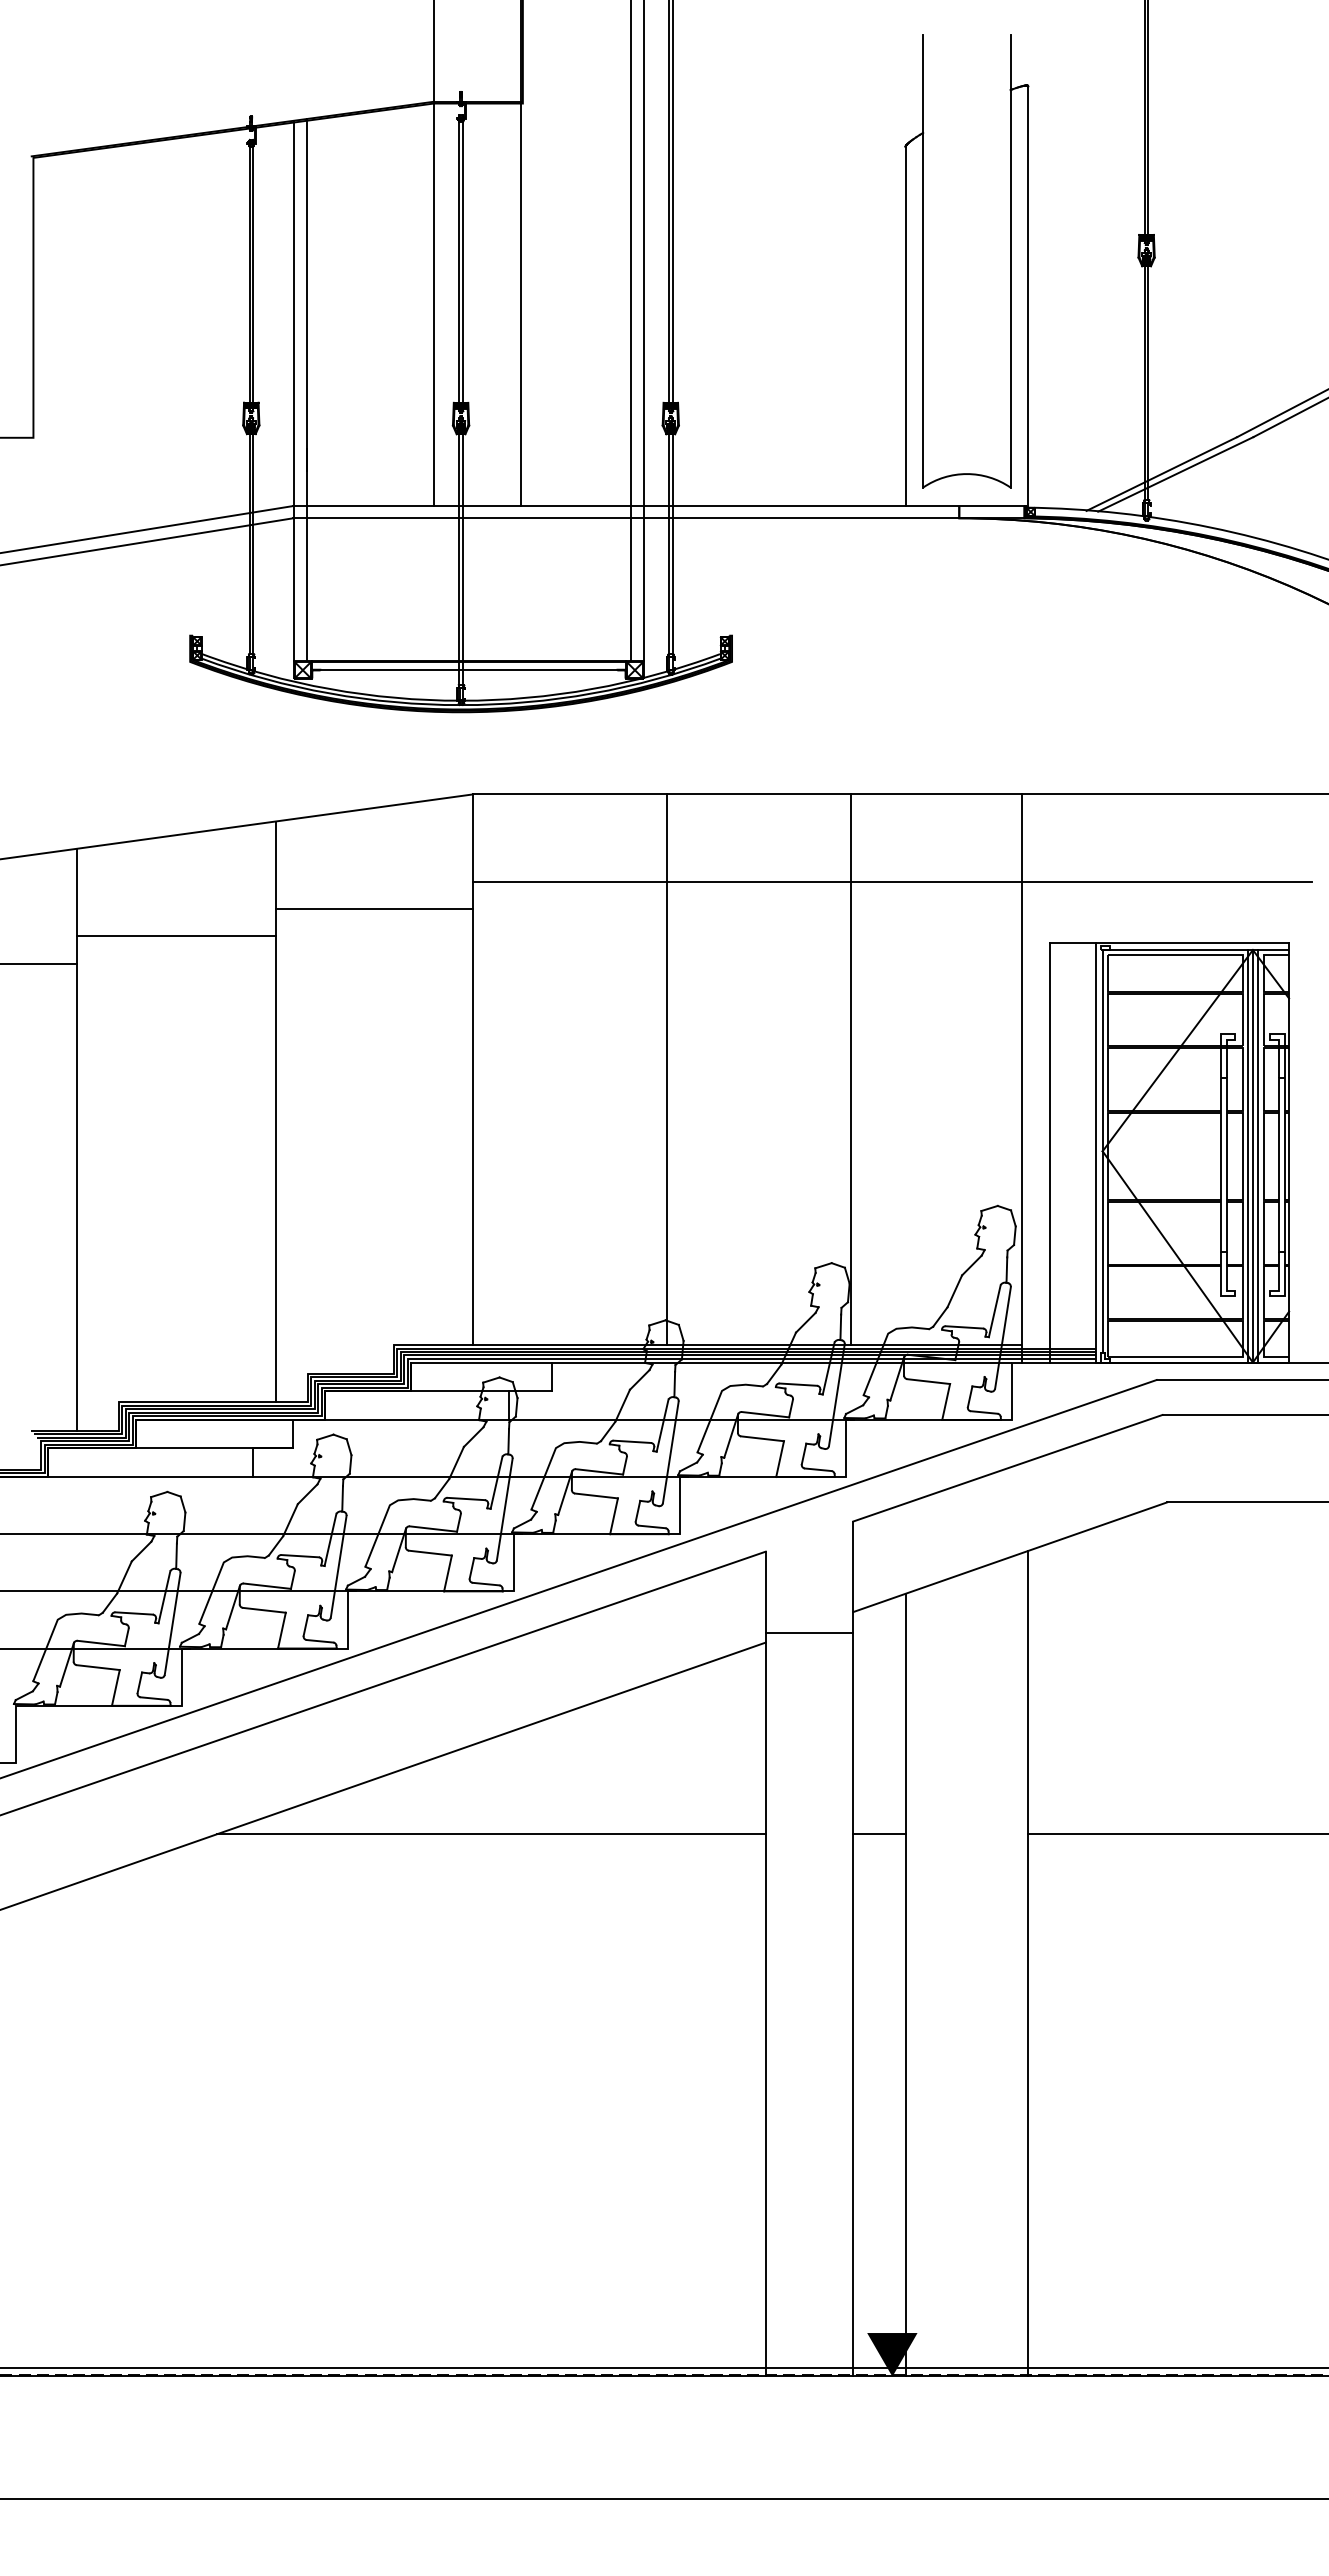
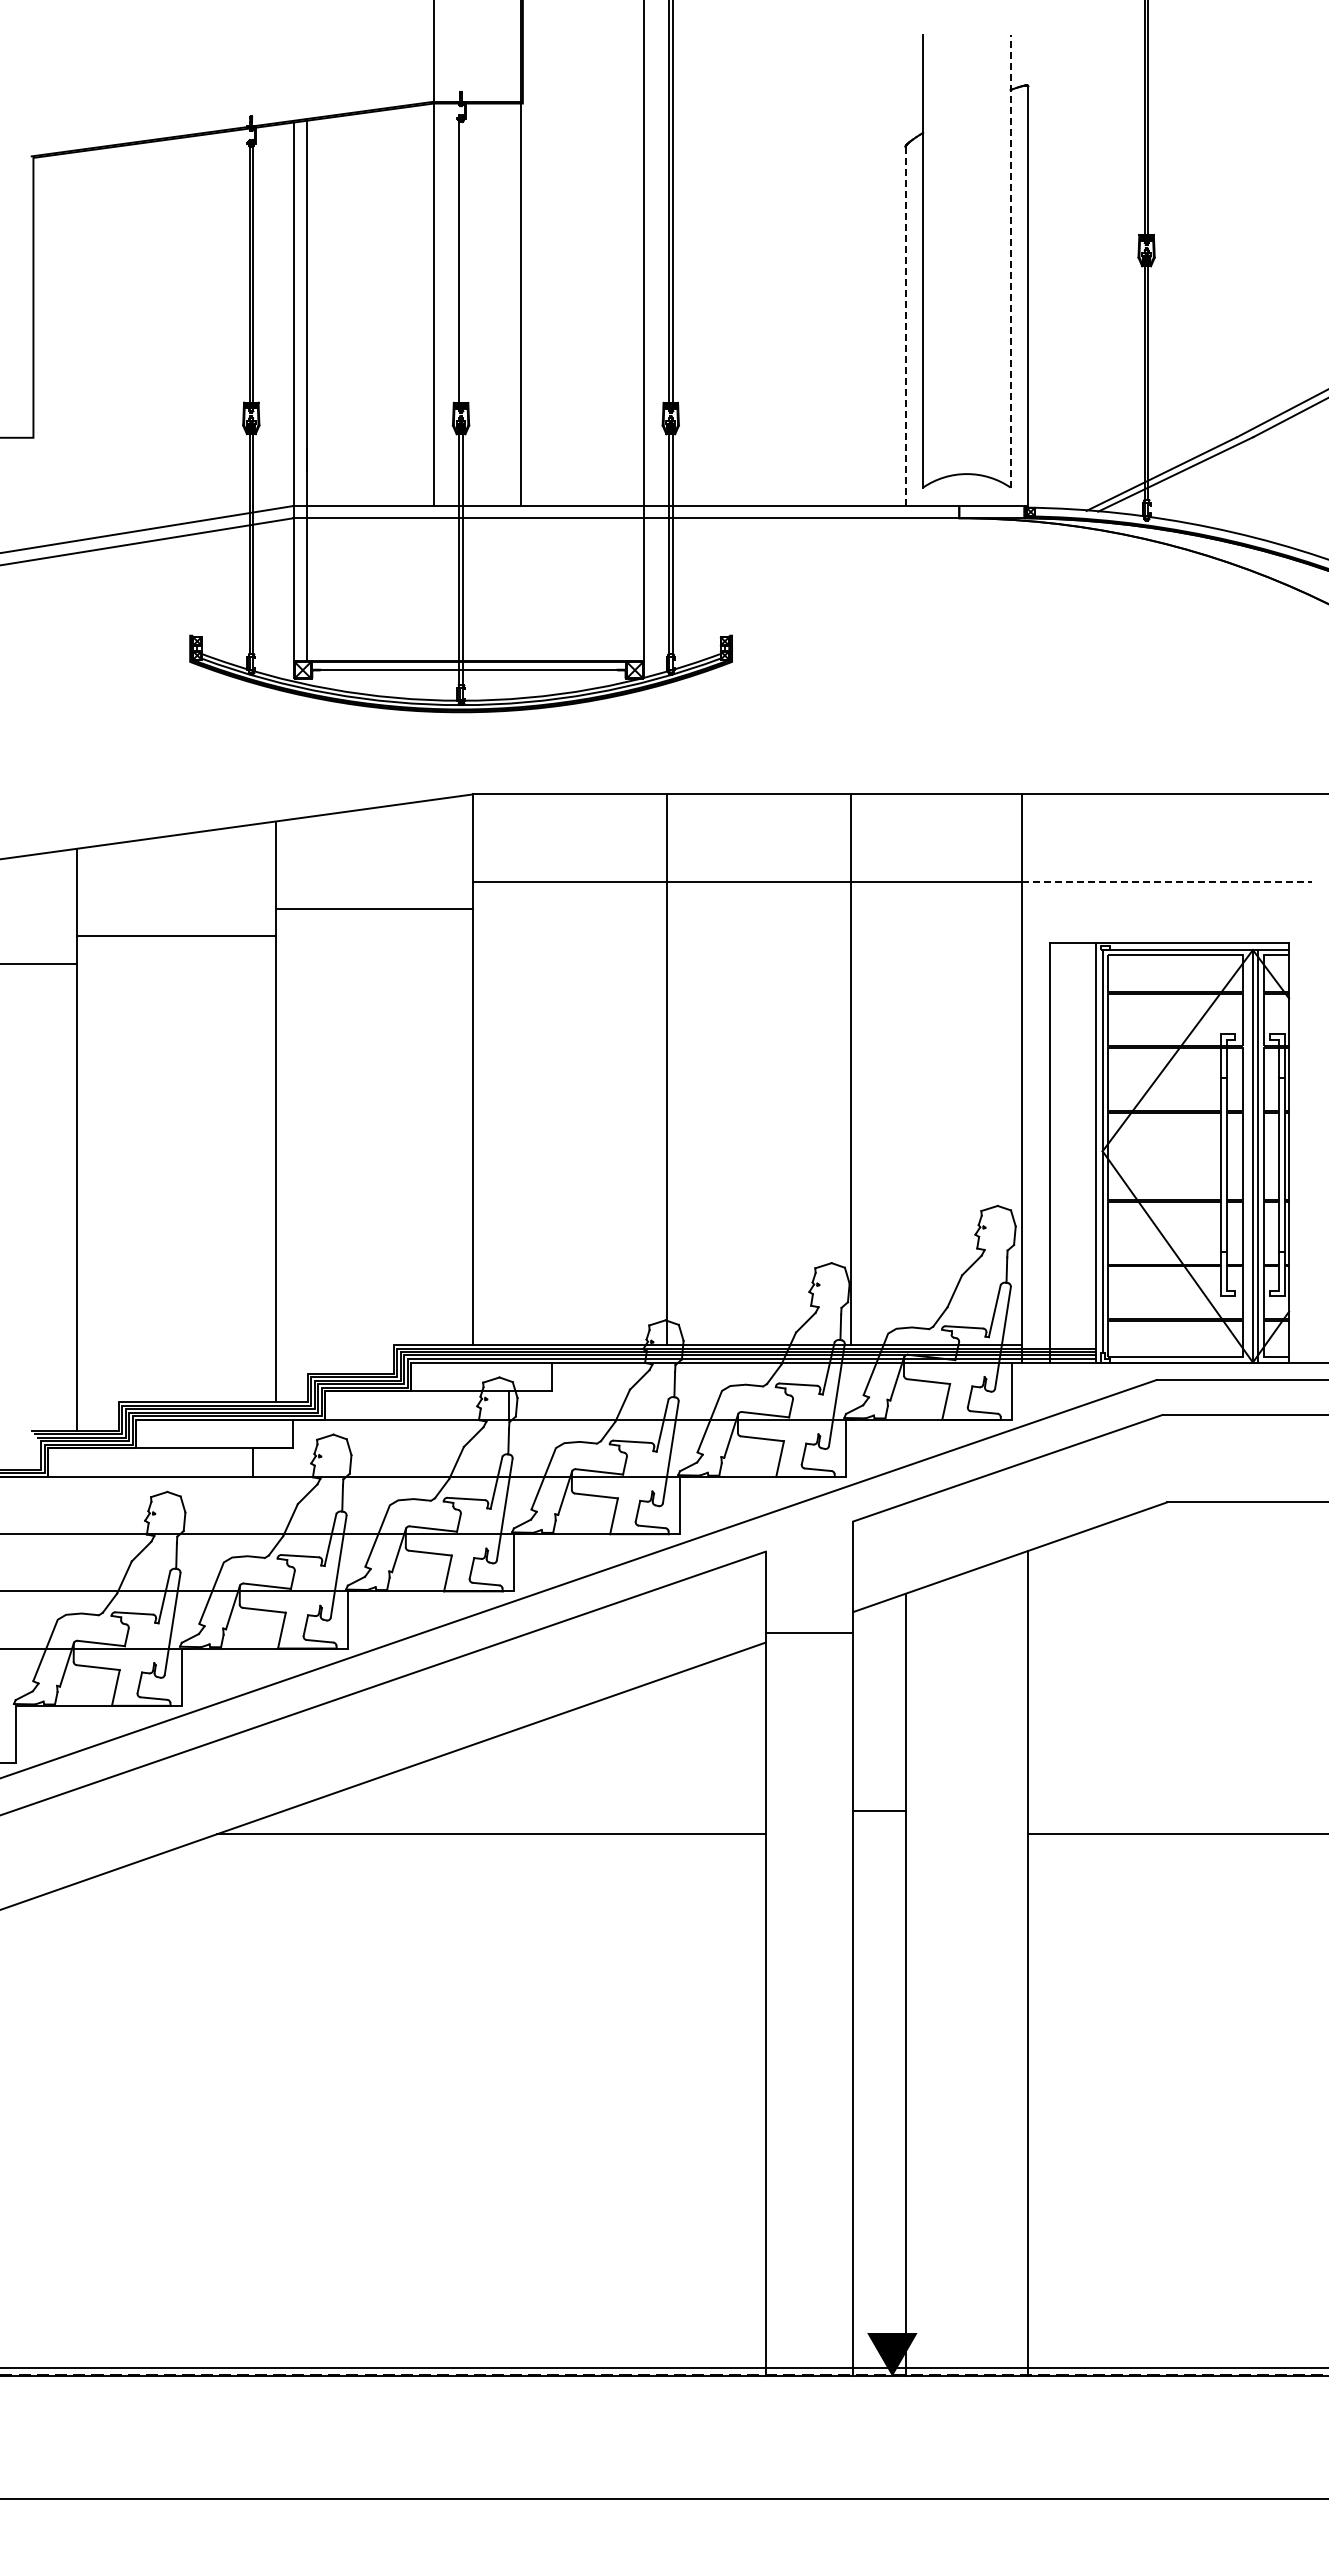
line: present -> none (462, 260)
line: solid -> dashed (1010, 260)
line: solid -> dashed (905, 326)
line: present -> none (630, 331)
line: solid -> dashed (1167, 881)
line: present -> none (1247, 1156)
line position: (879, 1834) -> (879, 1811) (879, 1811)
